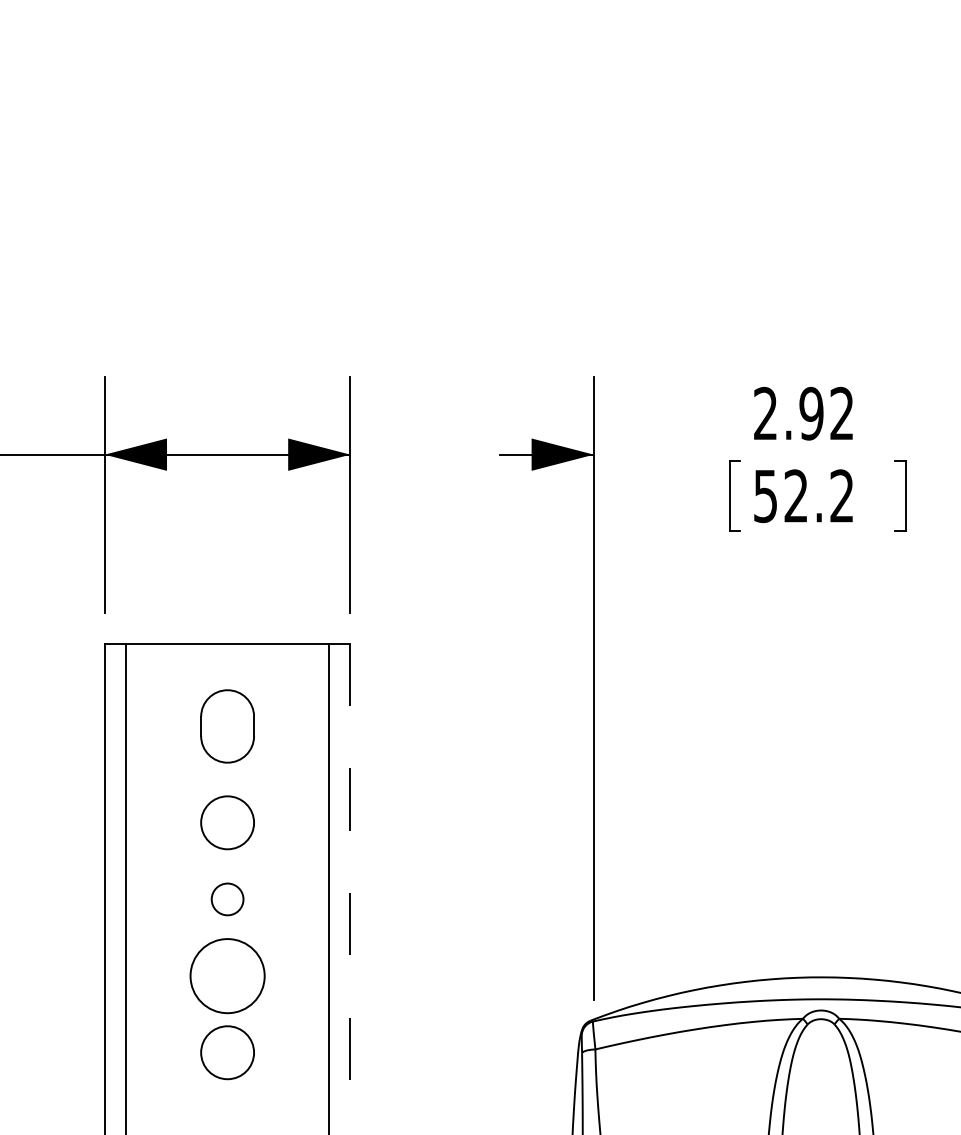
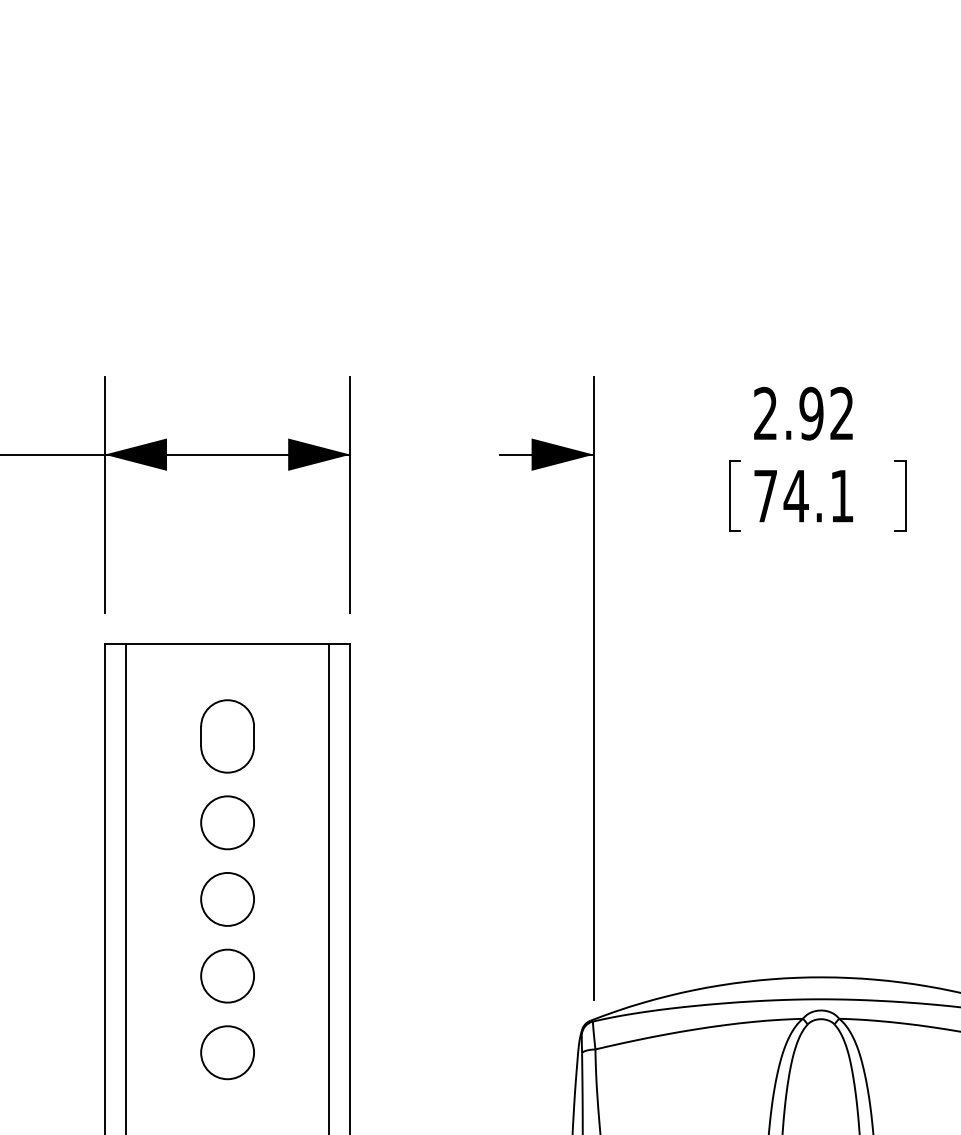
text: 52.2 -> 74.1 (803, 496)
part position: (227, 726) -> (227, 736) (227, 736)
line: dashed -> solid (350, 889)
circle diameter: 32 px -> 53 px (227, 898)
circle diameter: 74 px -> 53 px (227, 975)
